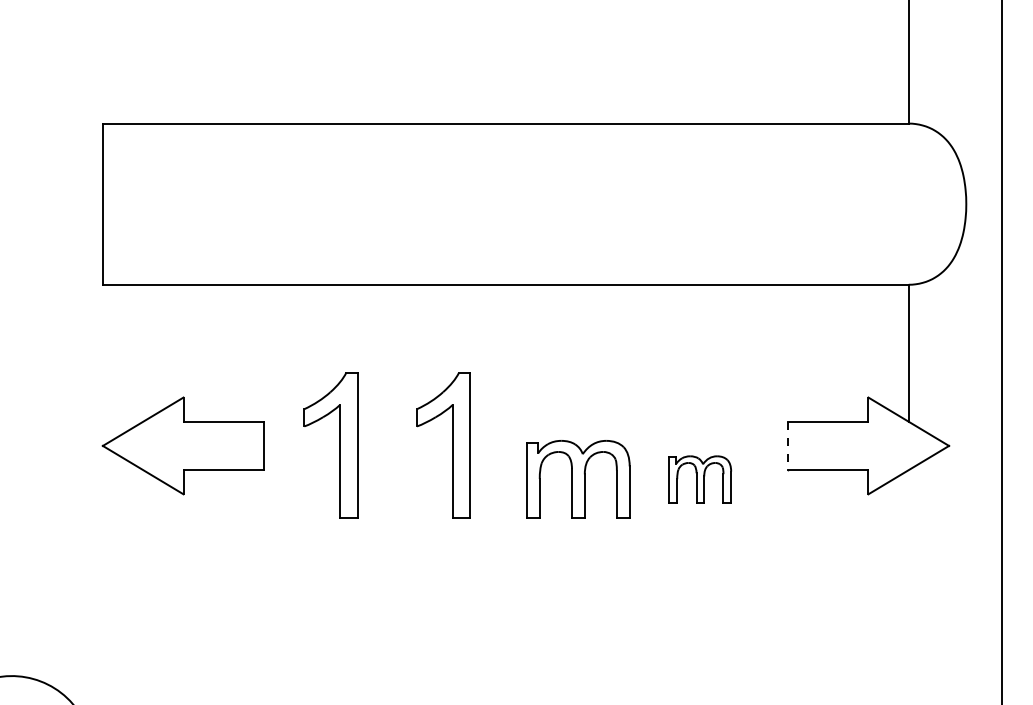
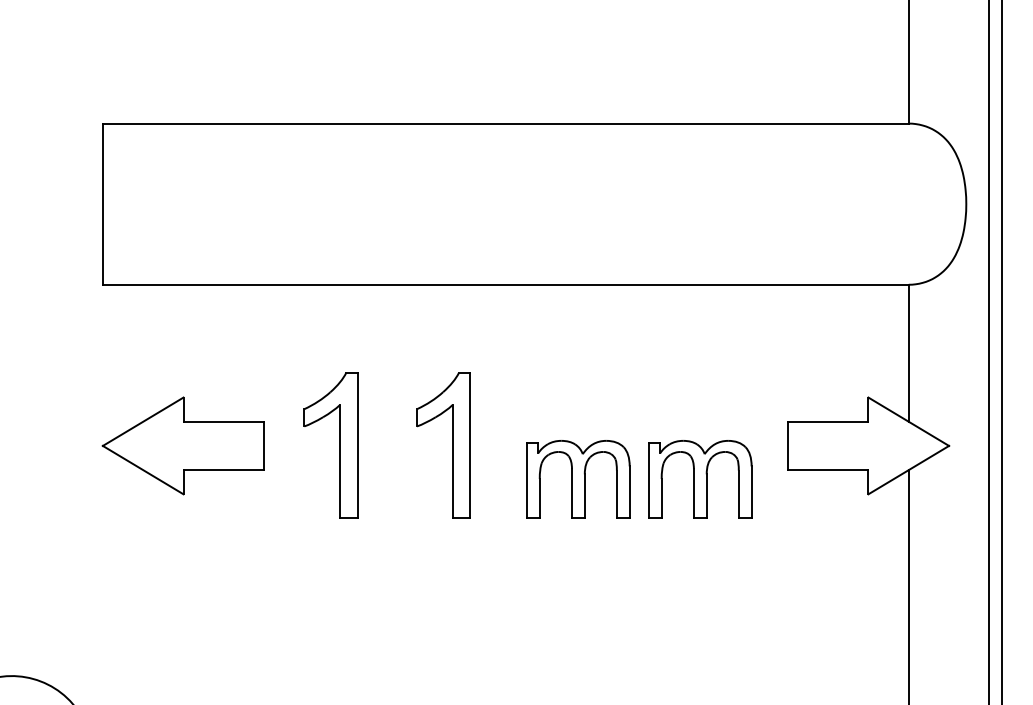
line: none -> present (989, 351)
line: dashed -> solid (787, 446)
part size: 64x49 px -> 105x79 px (700, 479)
line: none -> present (908, 585)
